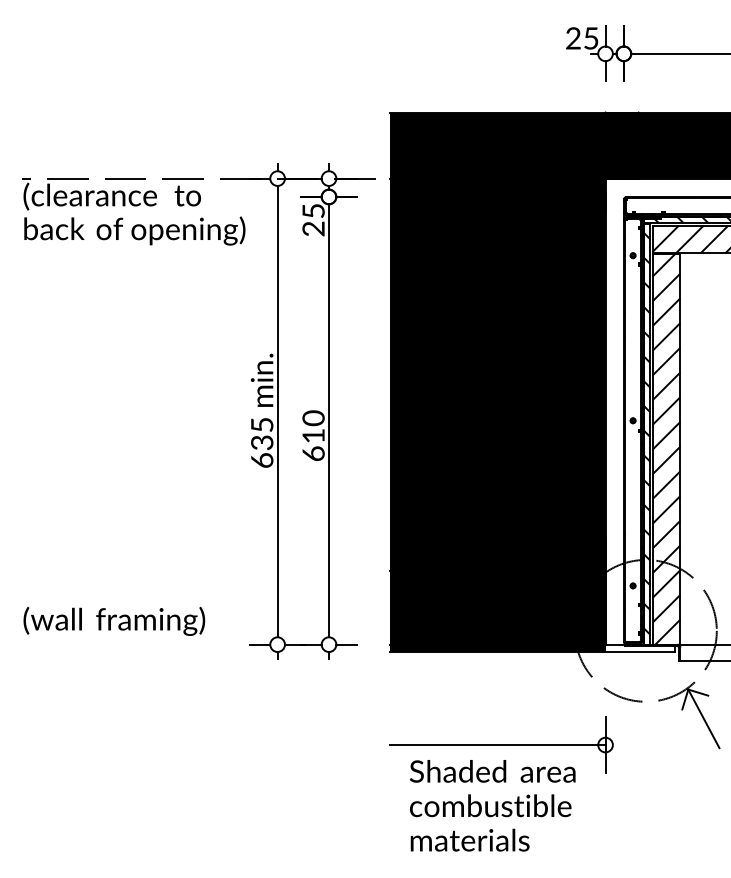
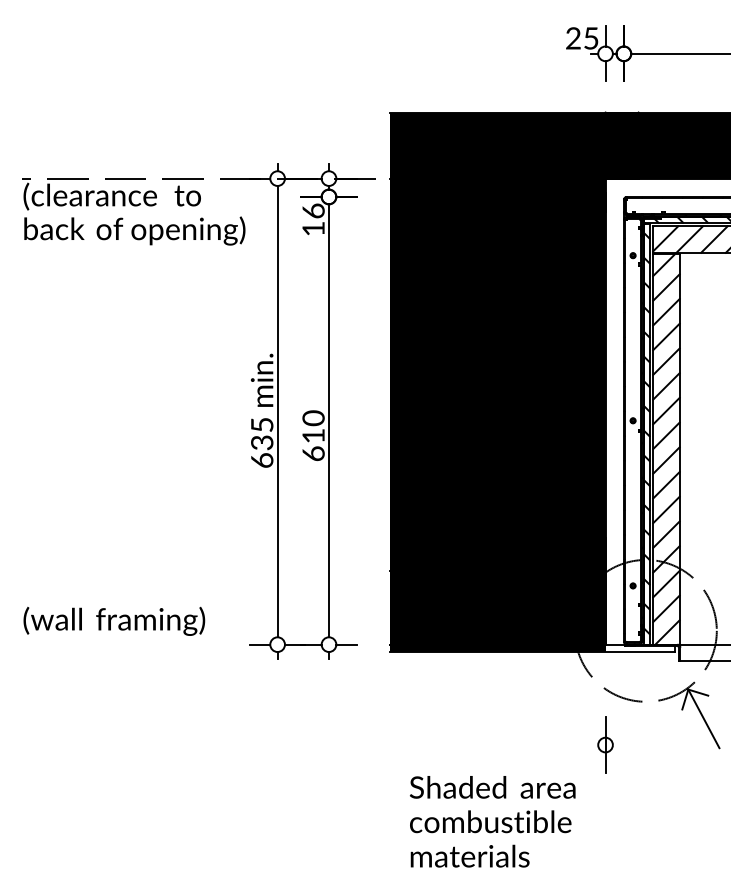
text: 25 -> 16 (313, 219)
line: present -> none (497, 745)
text position: (492, 805) -> (492, 821) (492, 821)
